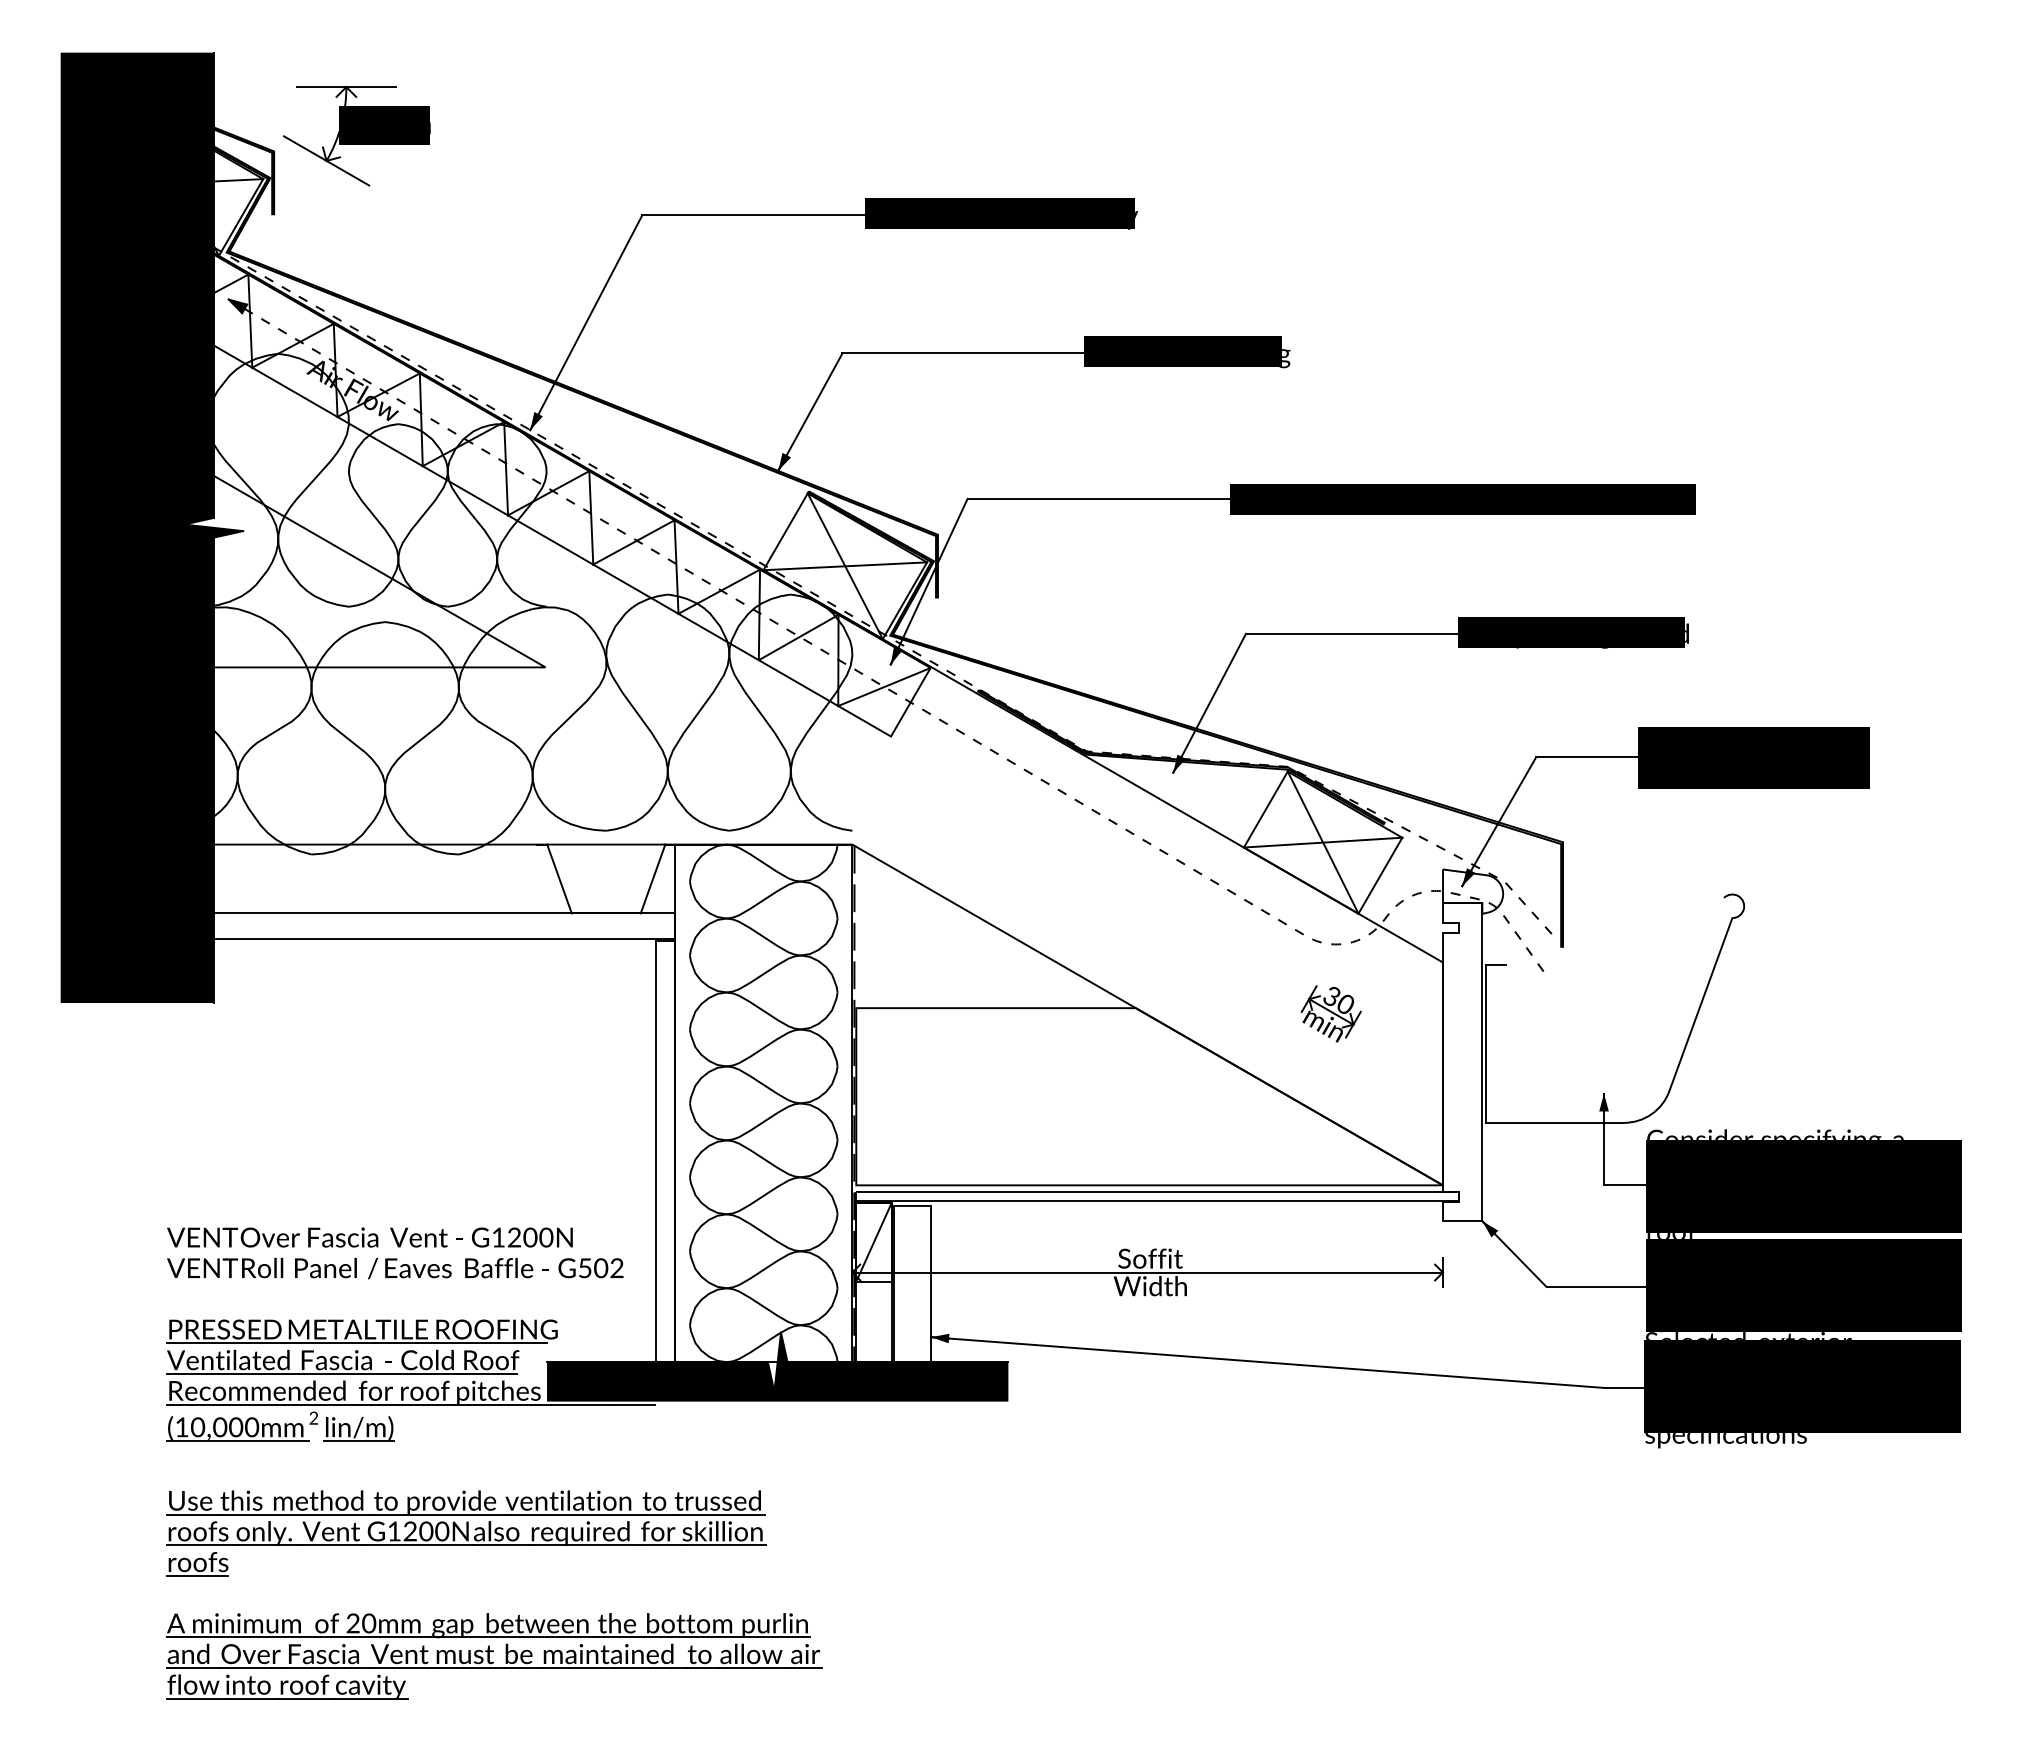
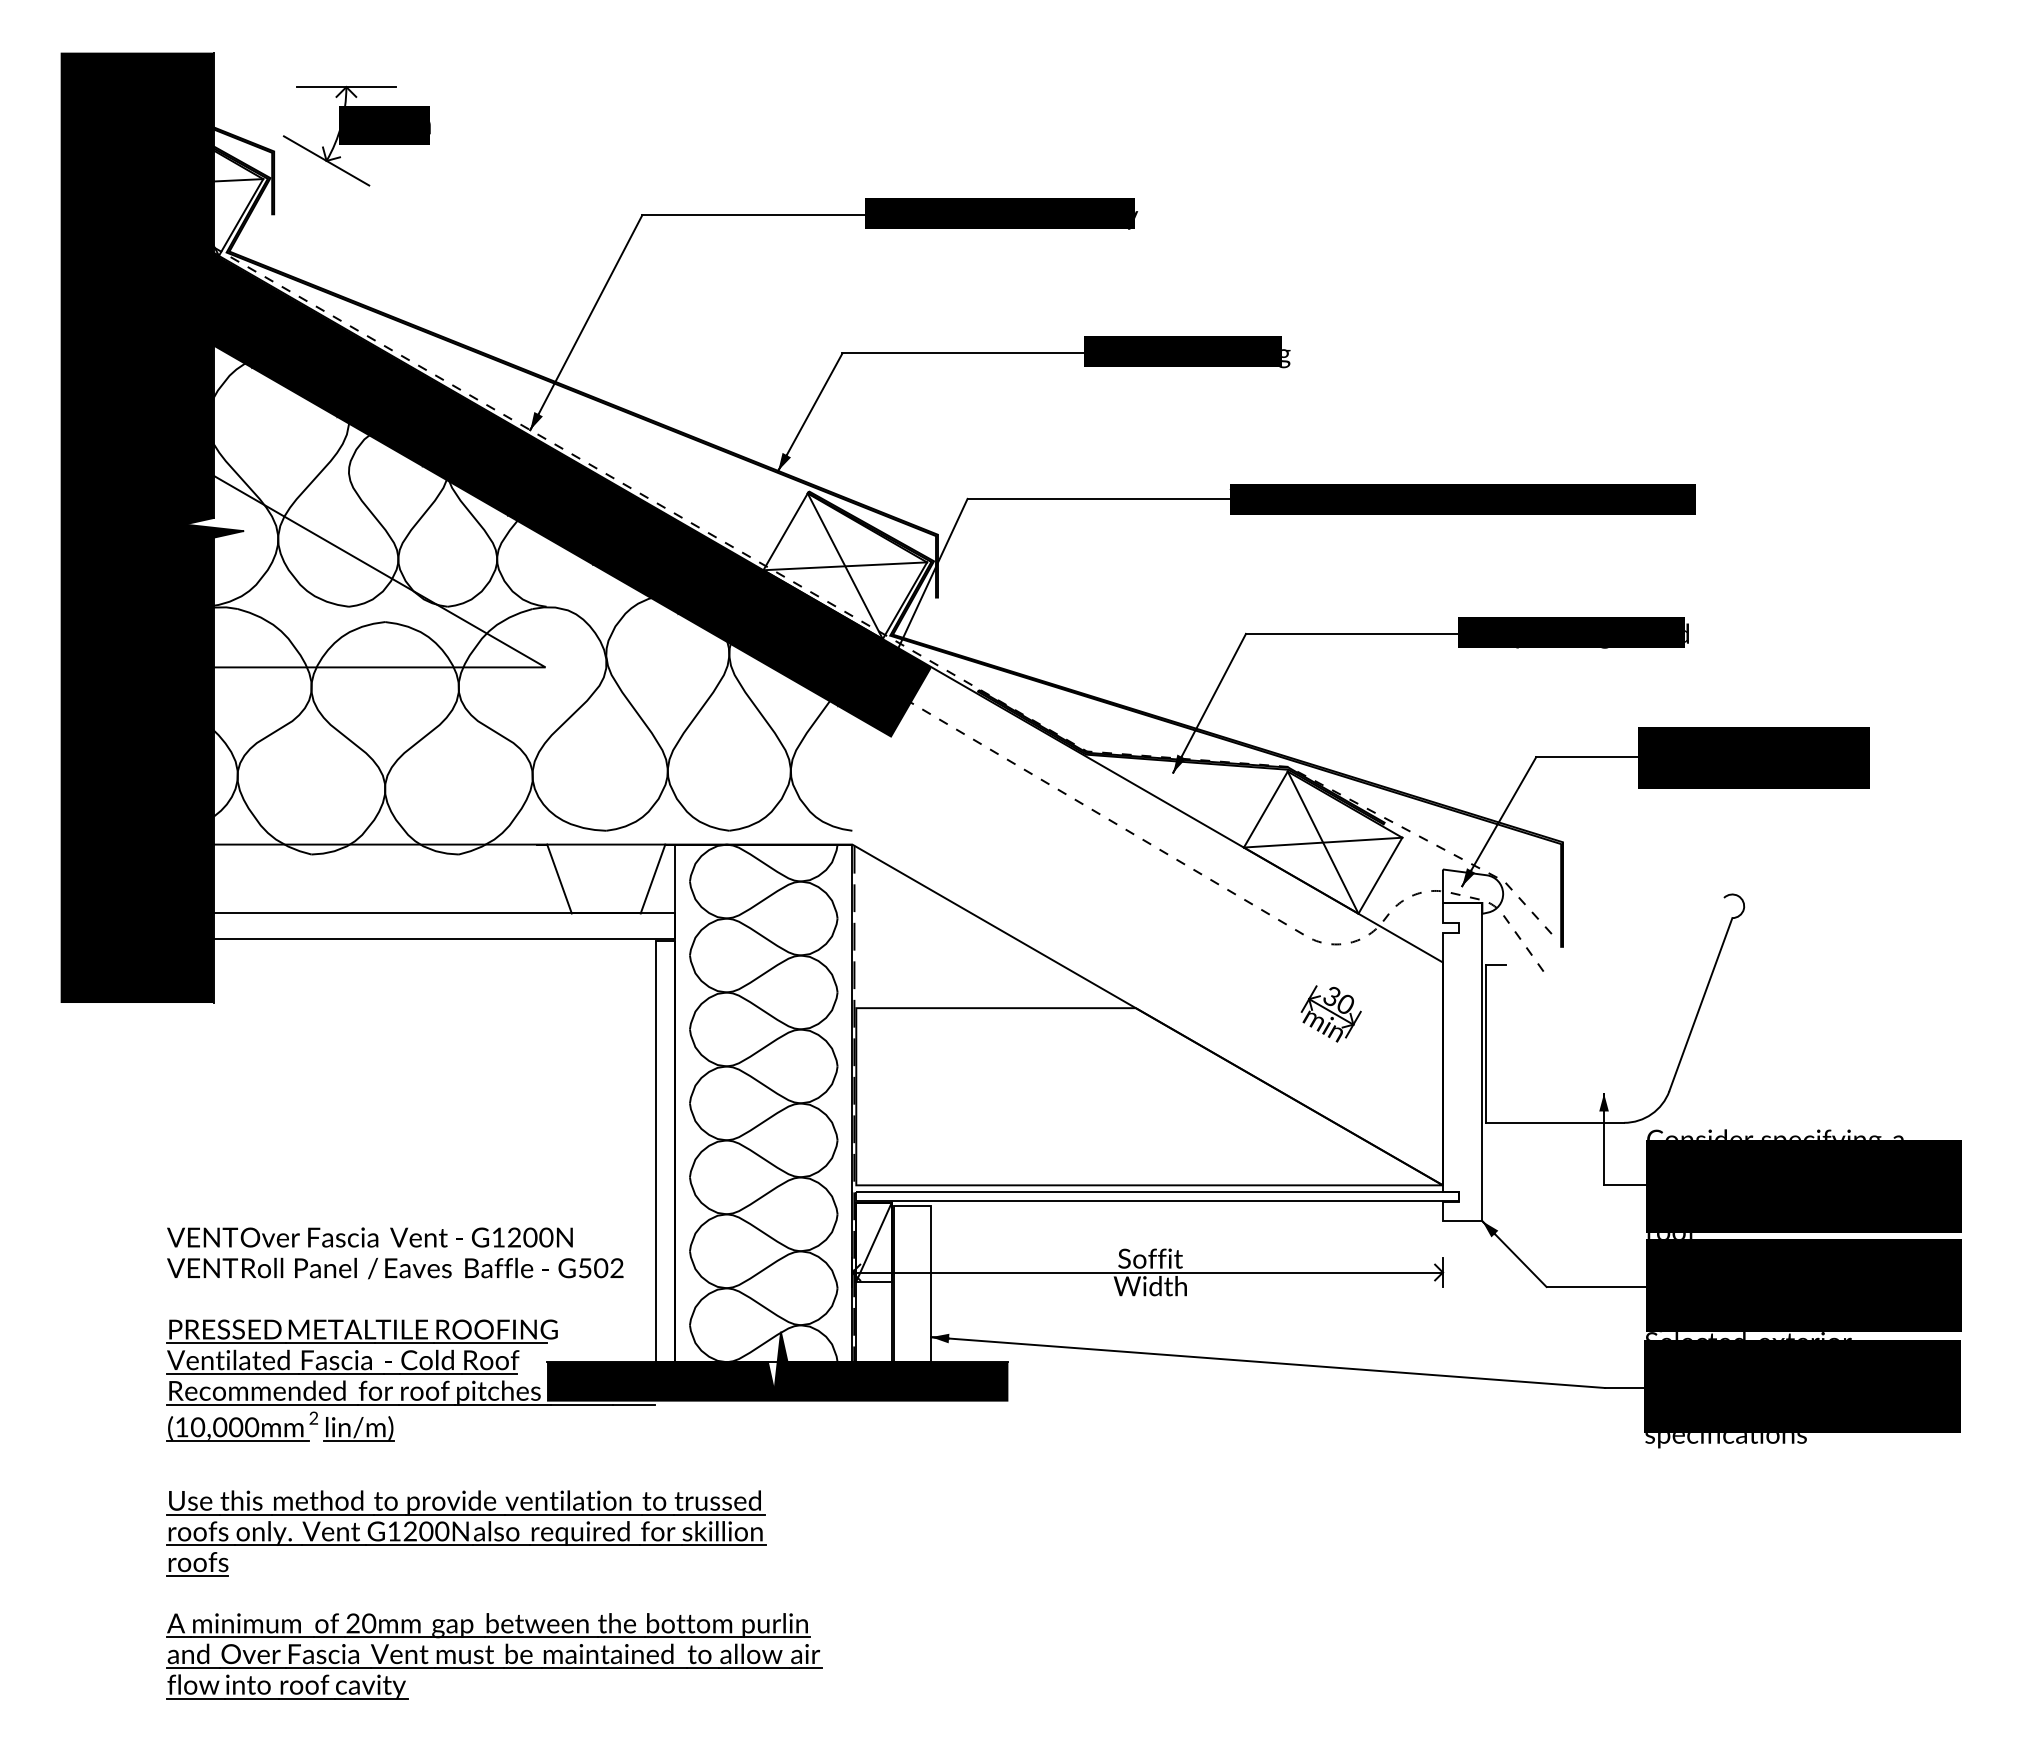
fill: none -> present (571, 495)
